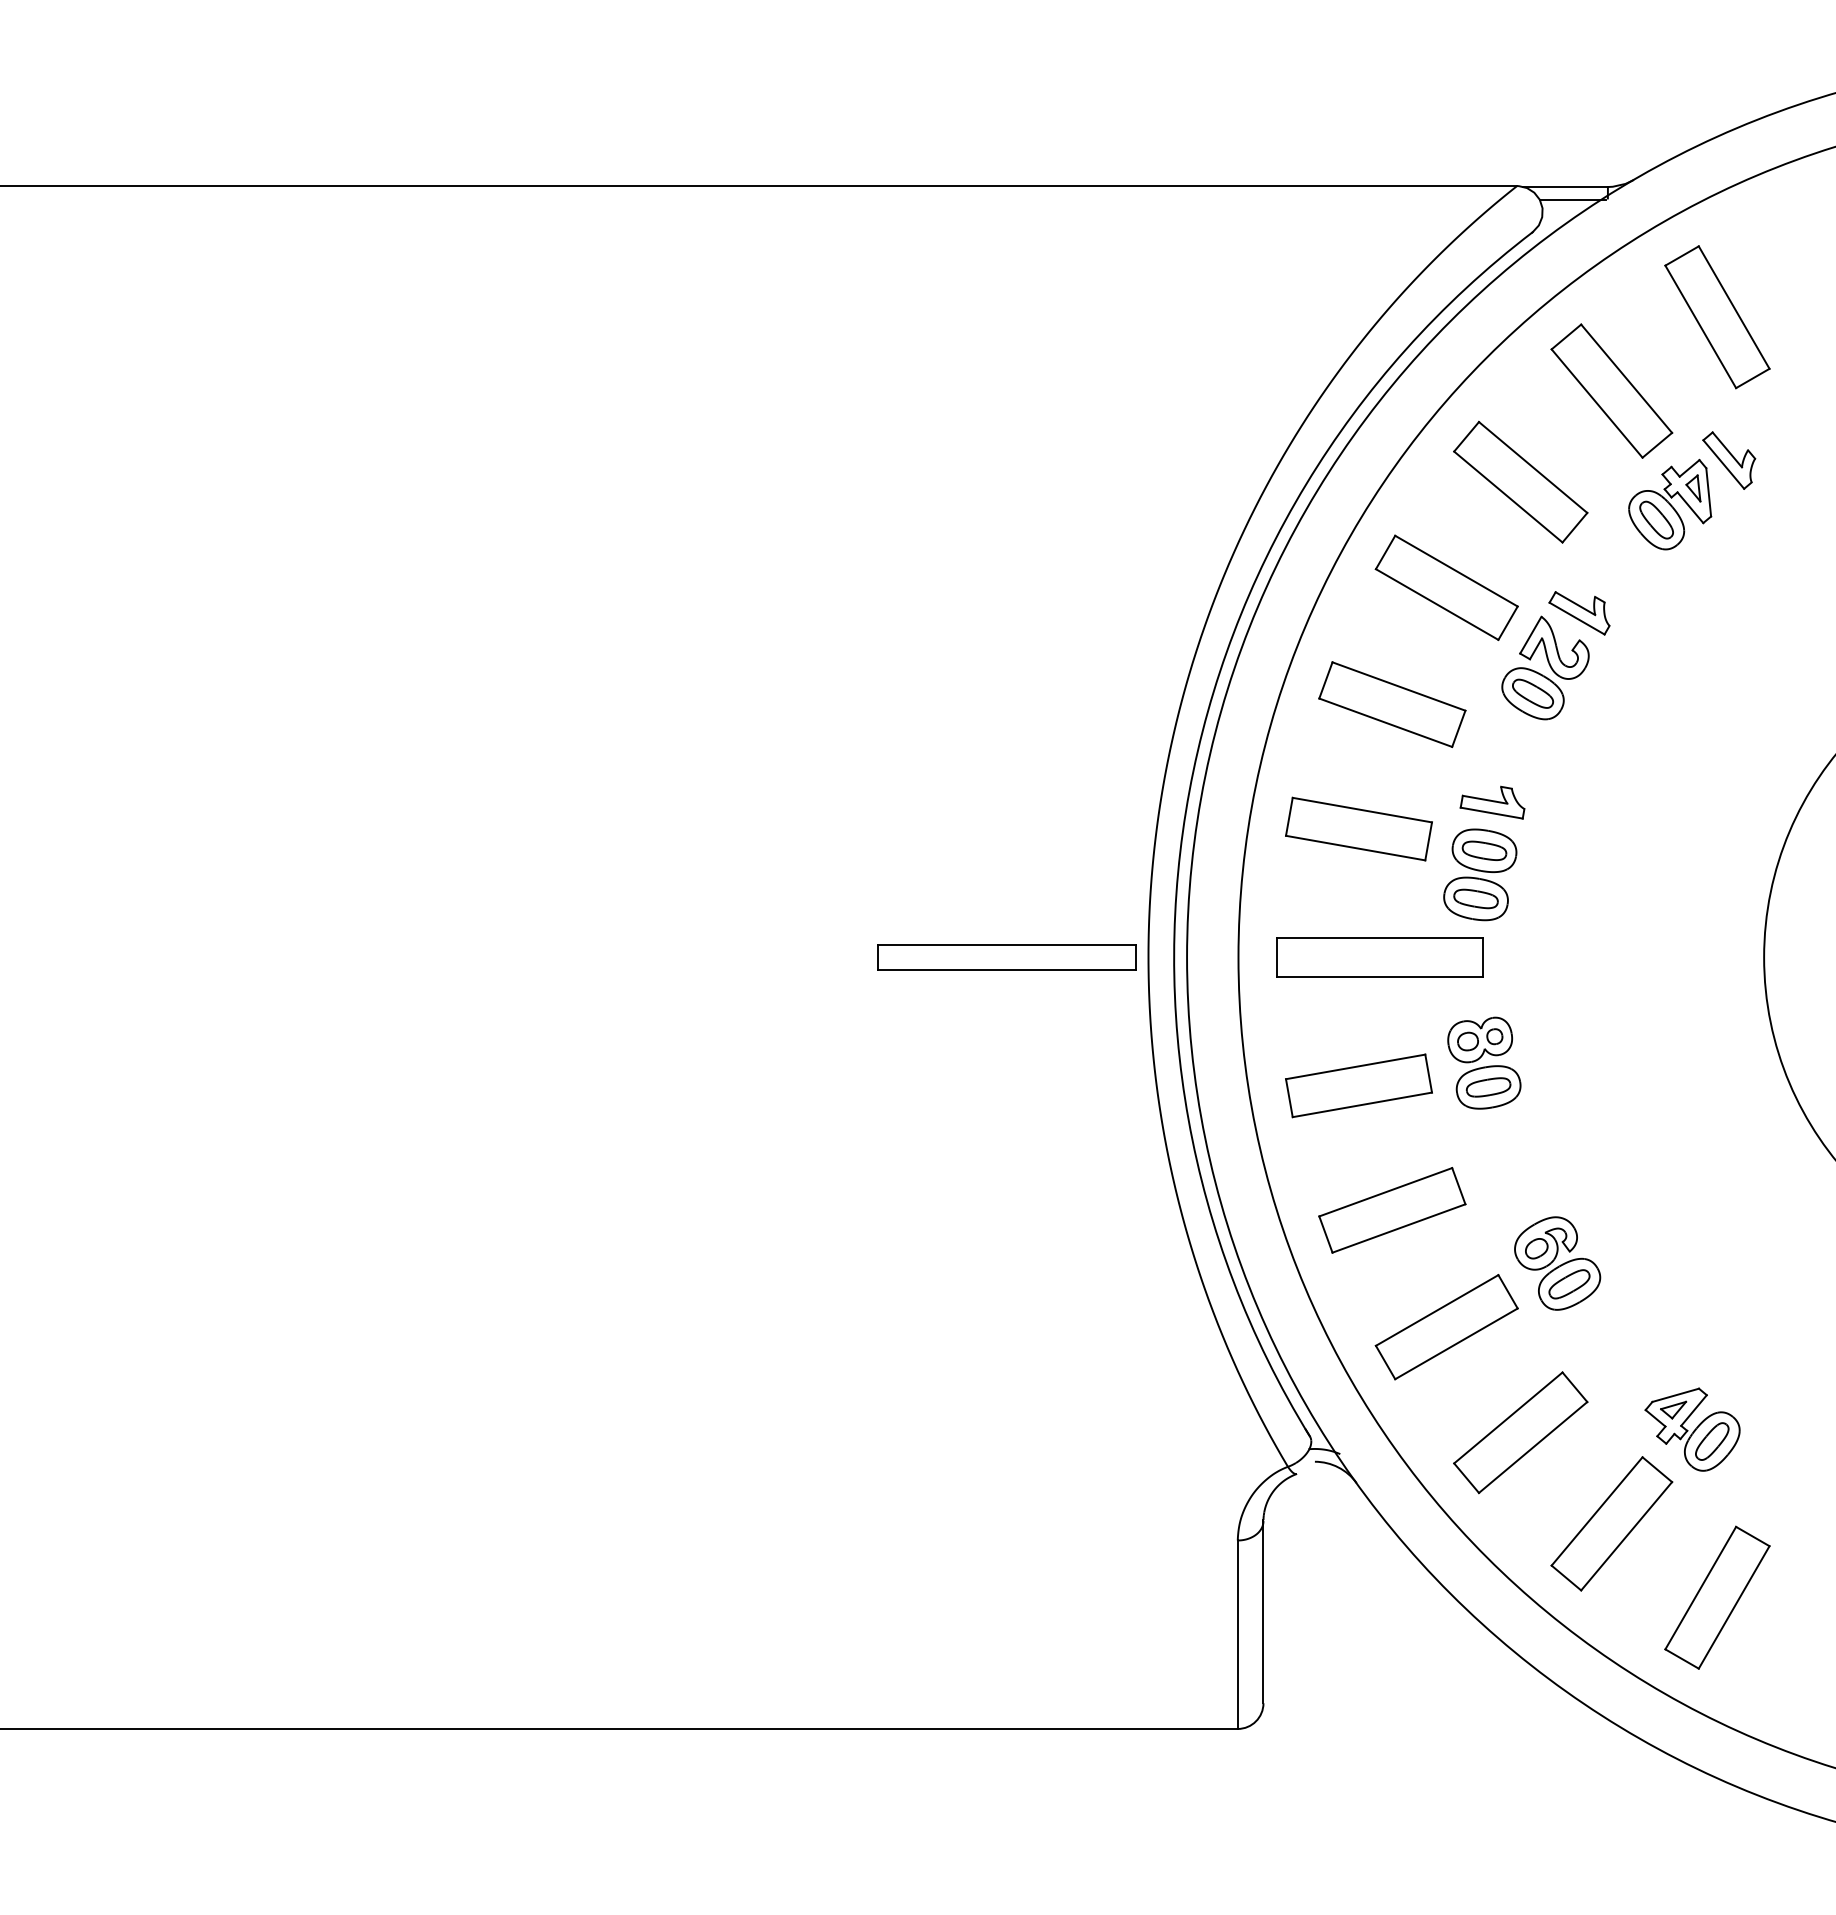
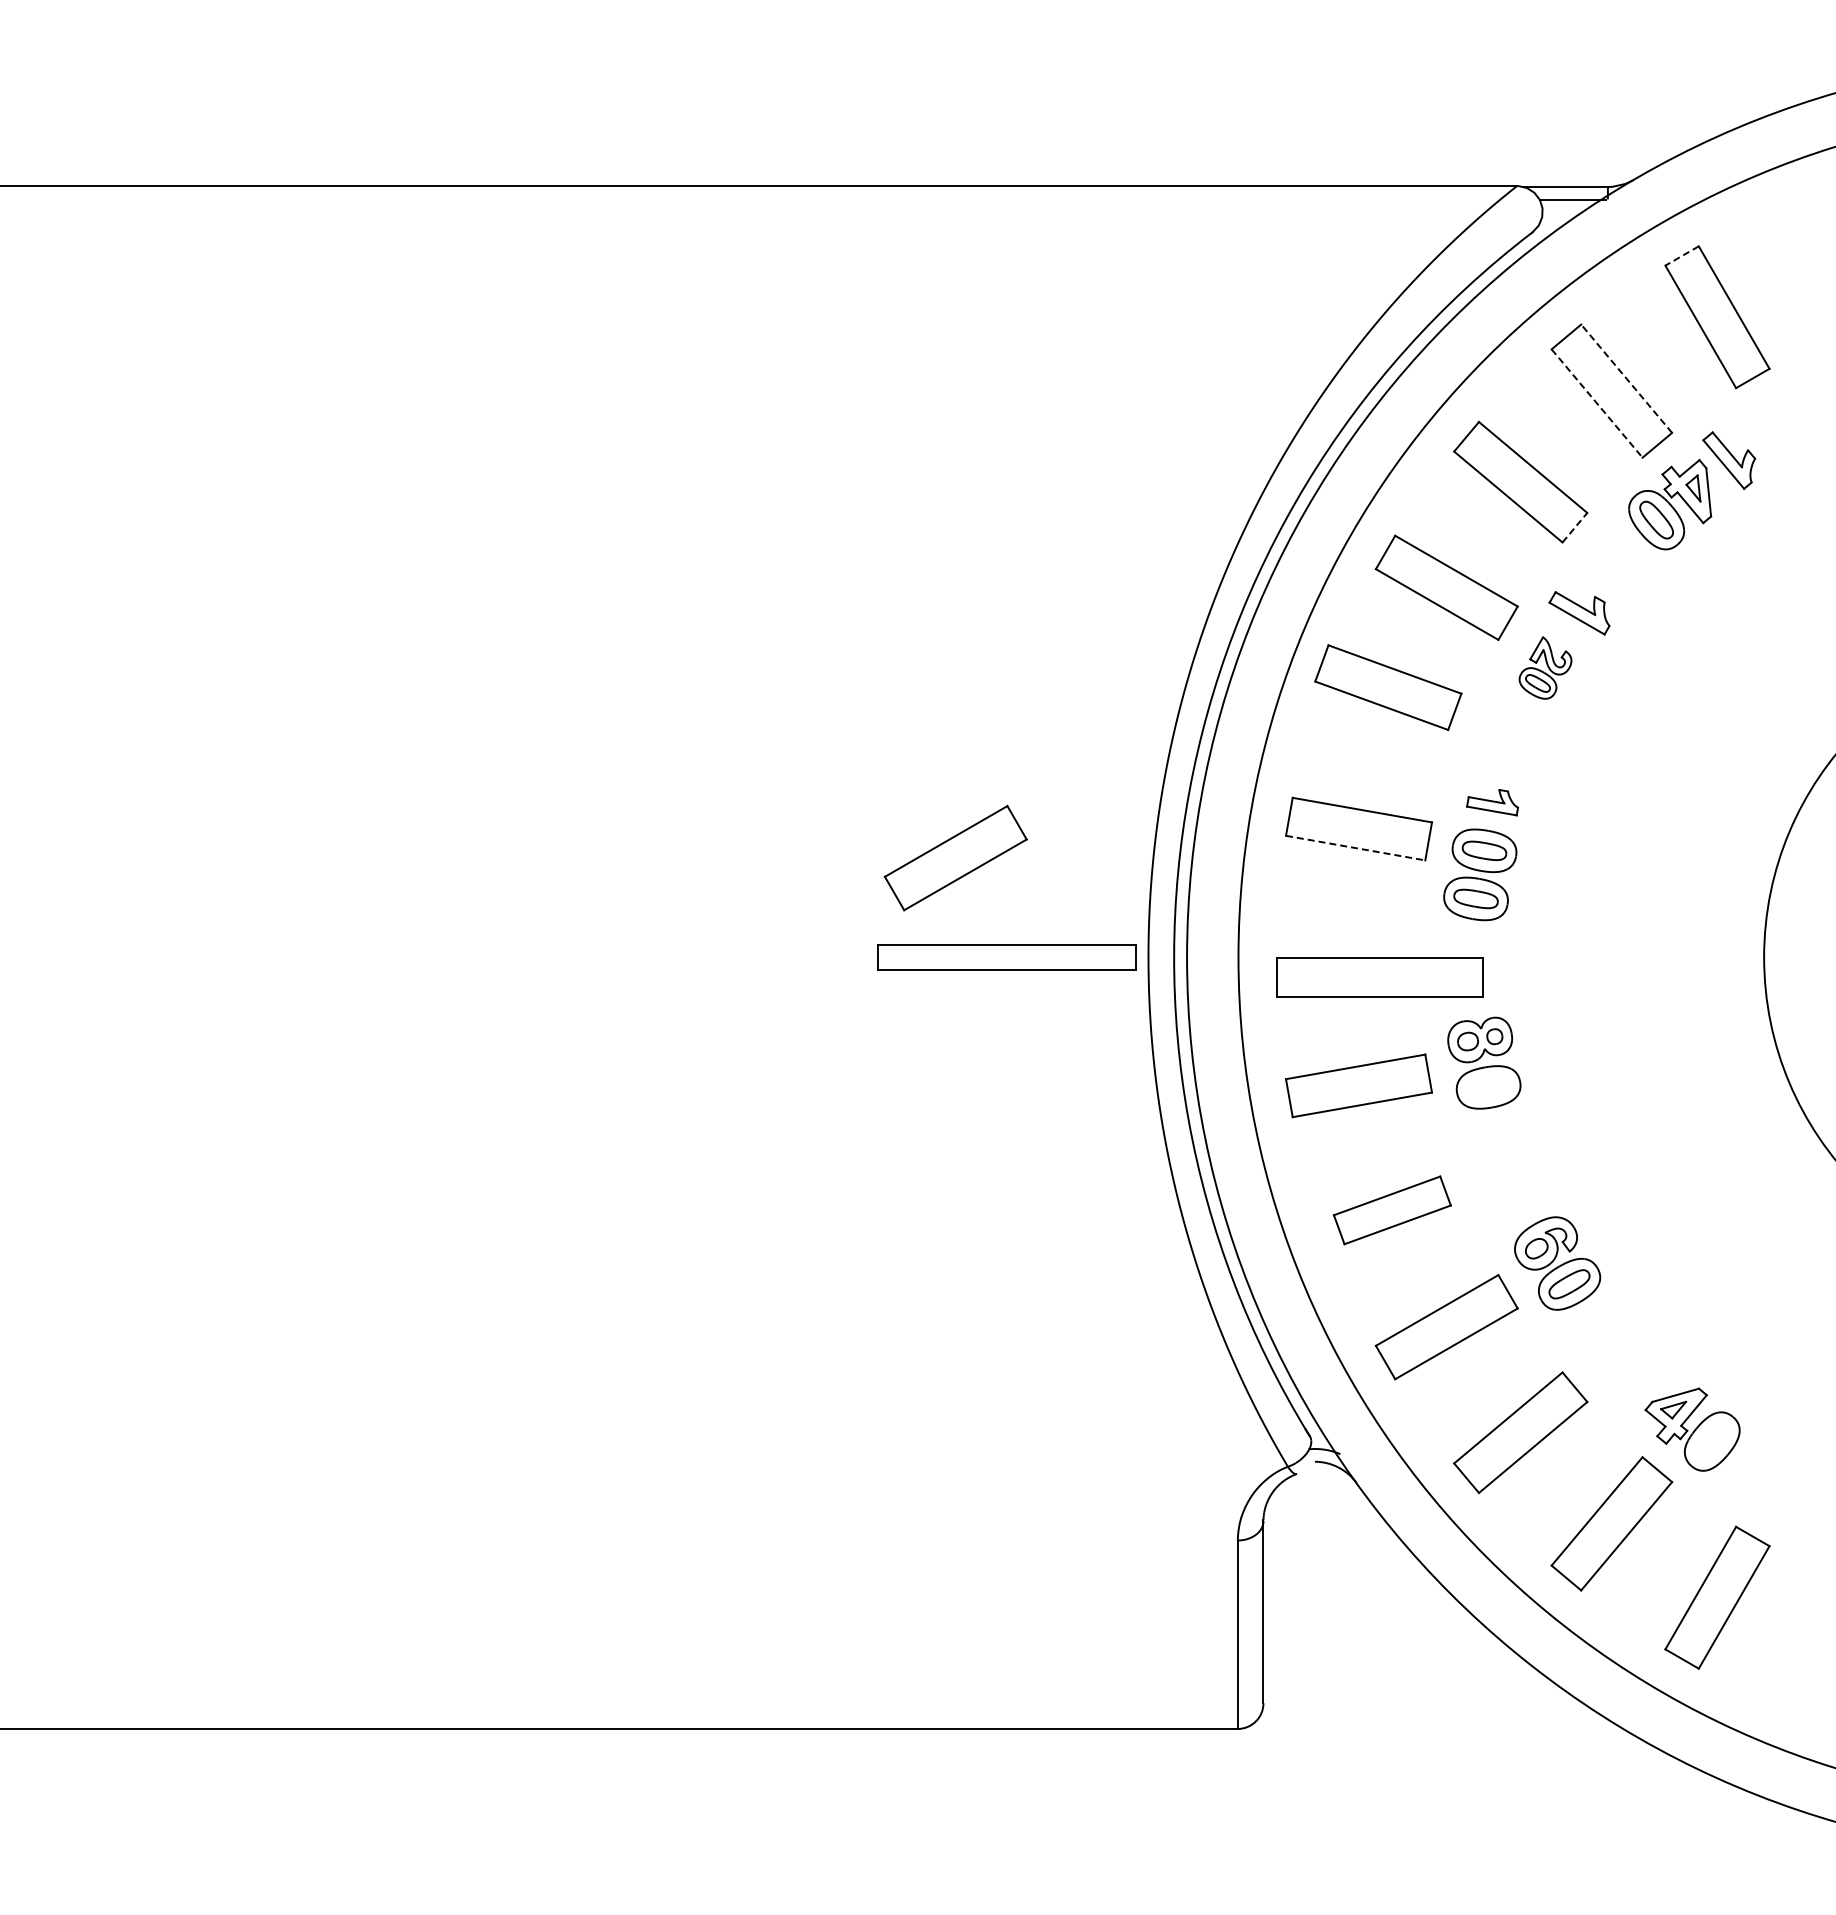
line: solid -> dashed (1681, 256)
line: solid -> dashed (1626, 378)
line: solid -> dashed (1597, 403)
line: solid -> dashed (1575, 527)
part size: 89x106 px -> 55x64 px (1545, 667)
part position: (1392, 704) -> (1388, 687) (1388, 687)
part size: 67x35 px -> 53x28 px (1492, 802)
line: solid -> dashed (1355, 848)
part: none -> present (955, 858)
part position: (1379, 957) -> (1379, 977) (1379, 977)
part: present -> none (1488, 1087)
part size: 149x87 px -> 120x71 px (1391, 1210)
part: present -> none (1712, 1441)
